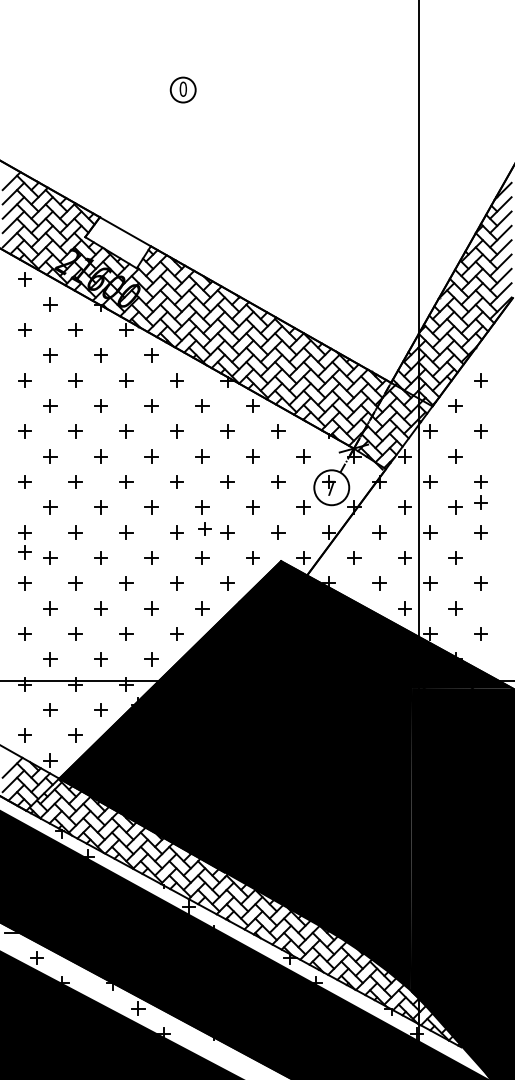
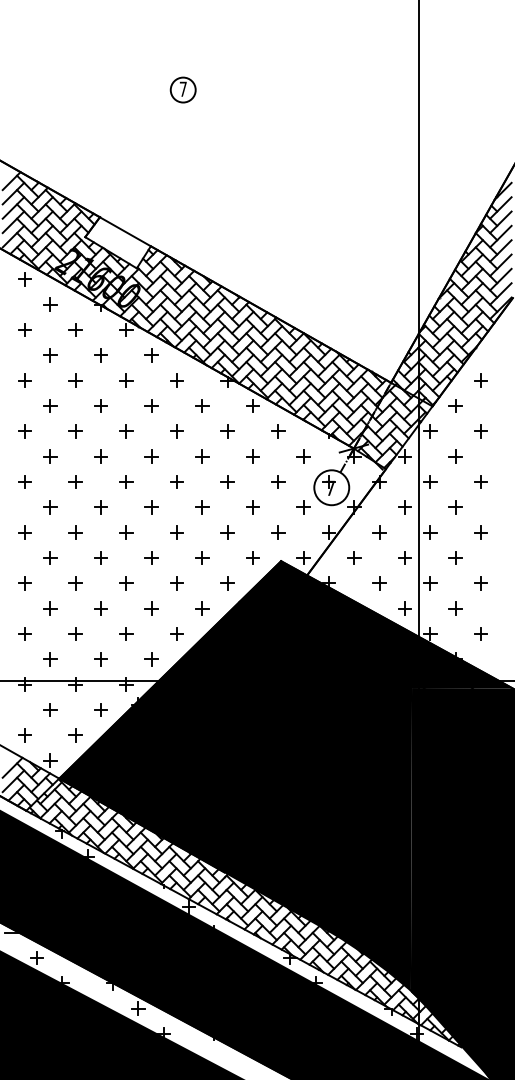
text: 0 -> 7 (182, 88)
part: present -> none (480, 502)
part: present -> none (204, 528)
part: present -> none (24, 552)
